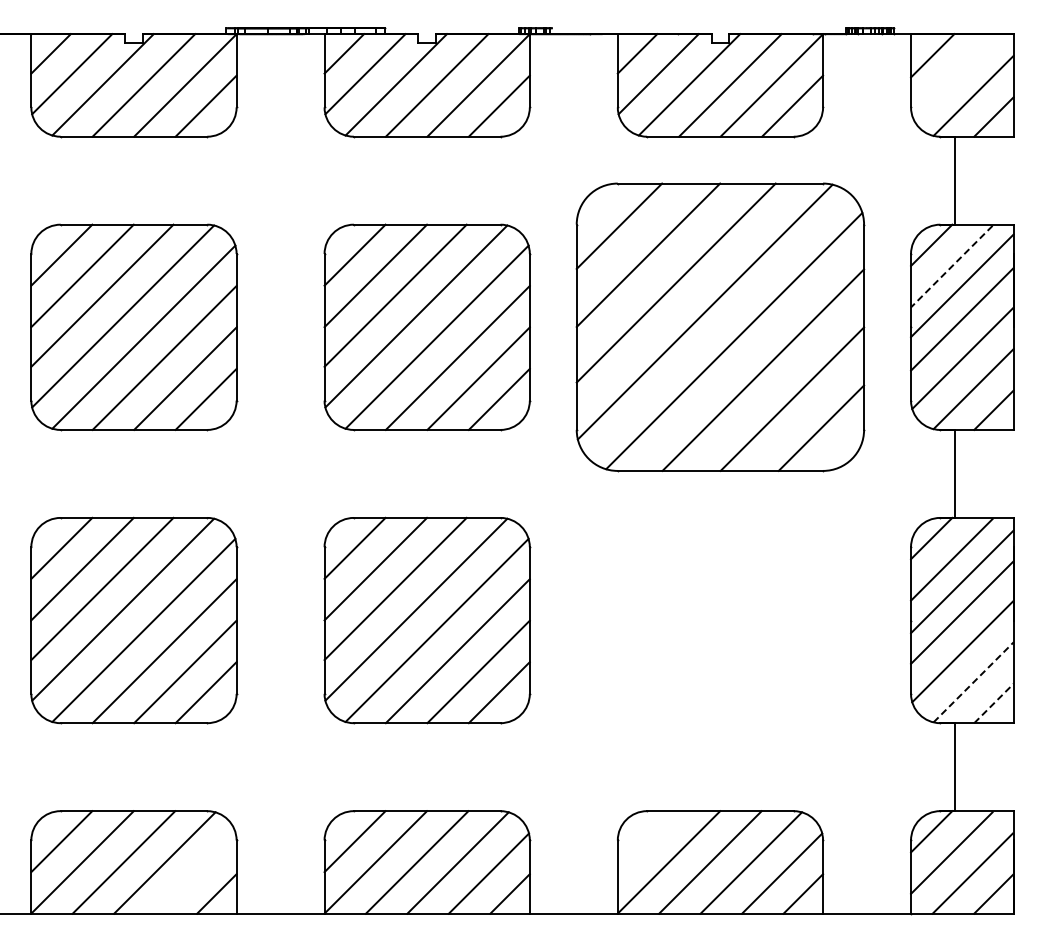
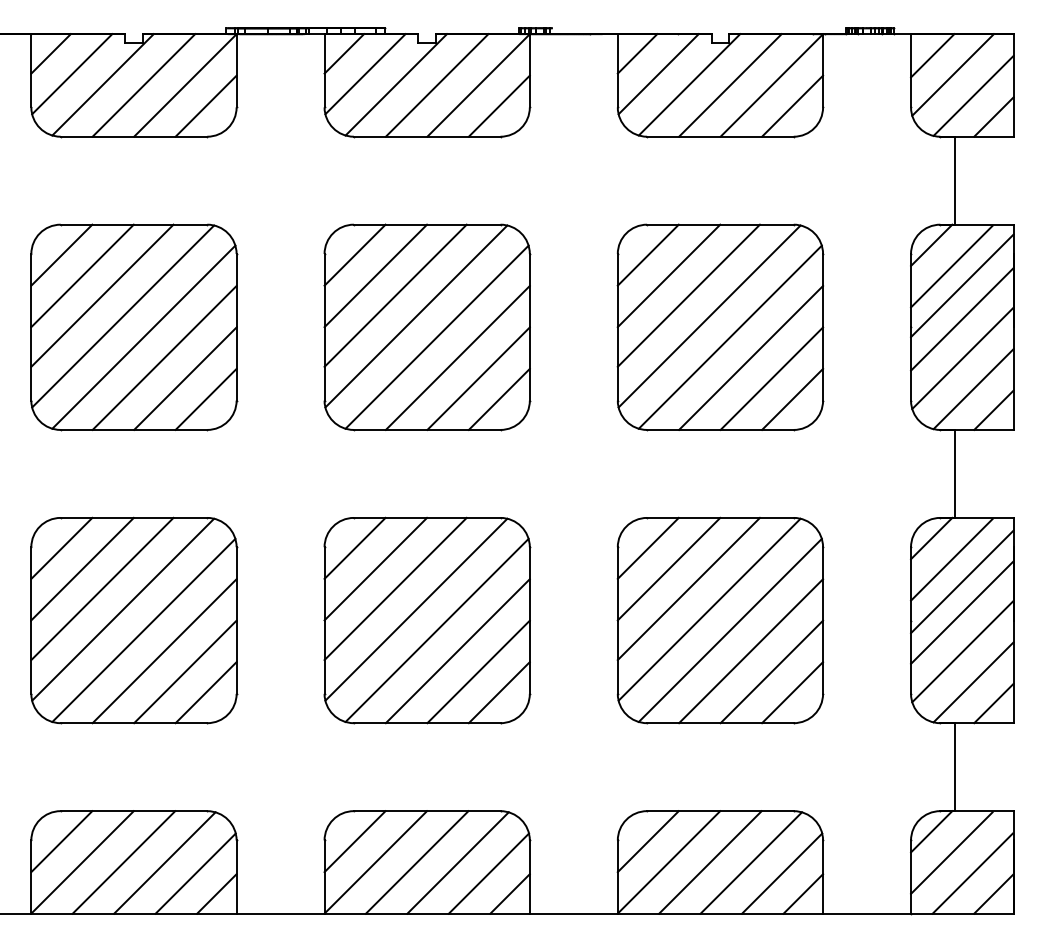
line: none -> present (952, 74)
line: dashed -> solid (951, 266)
part size: 291x291 px -> 209x209 px (720, 327)
part: none -> present (720, 620)
line: dashed -> solid (973, 682)
line: dashed -> solid (993, 703)
line: none -> present (647, 841)
line: none -> present (195, 873)
